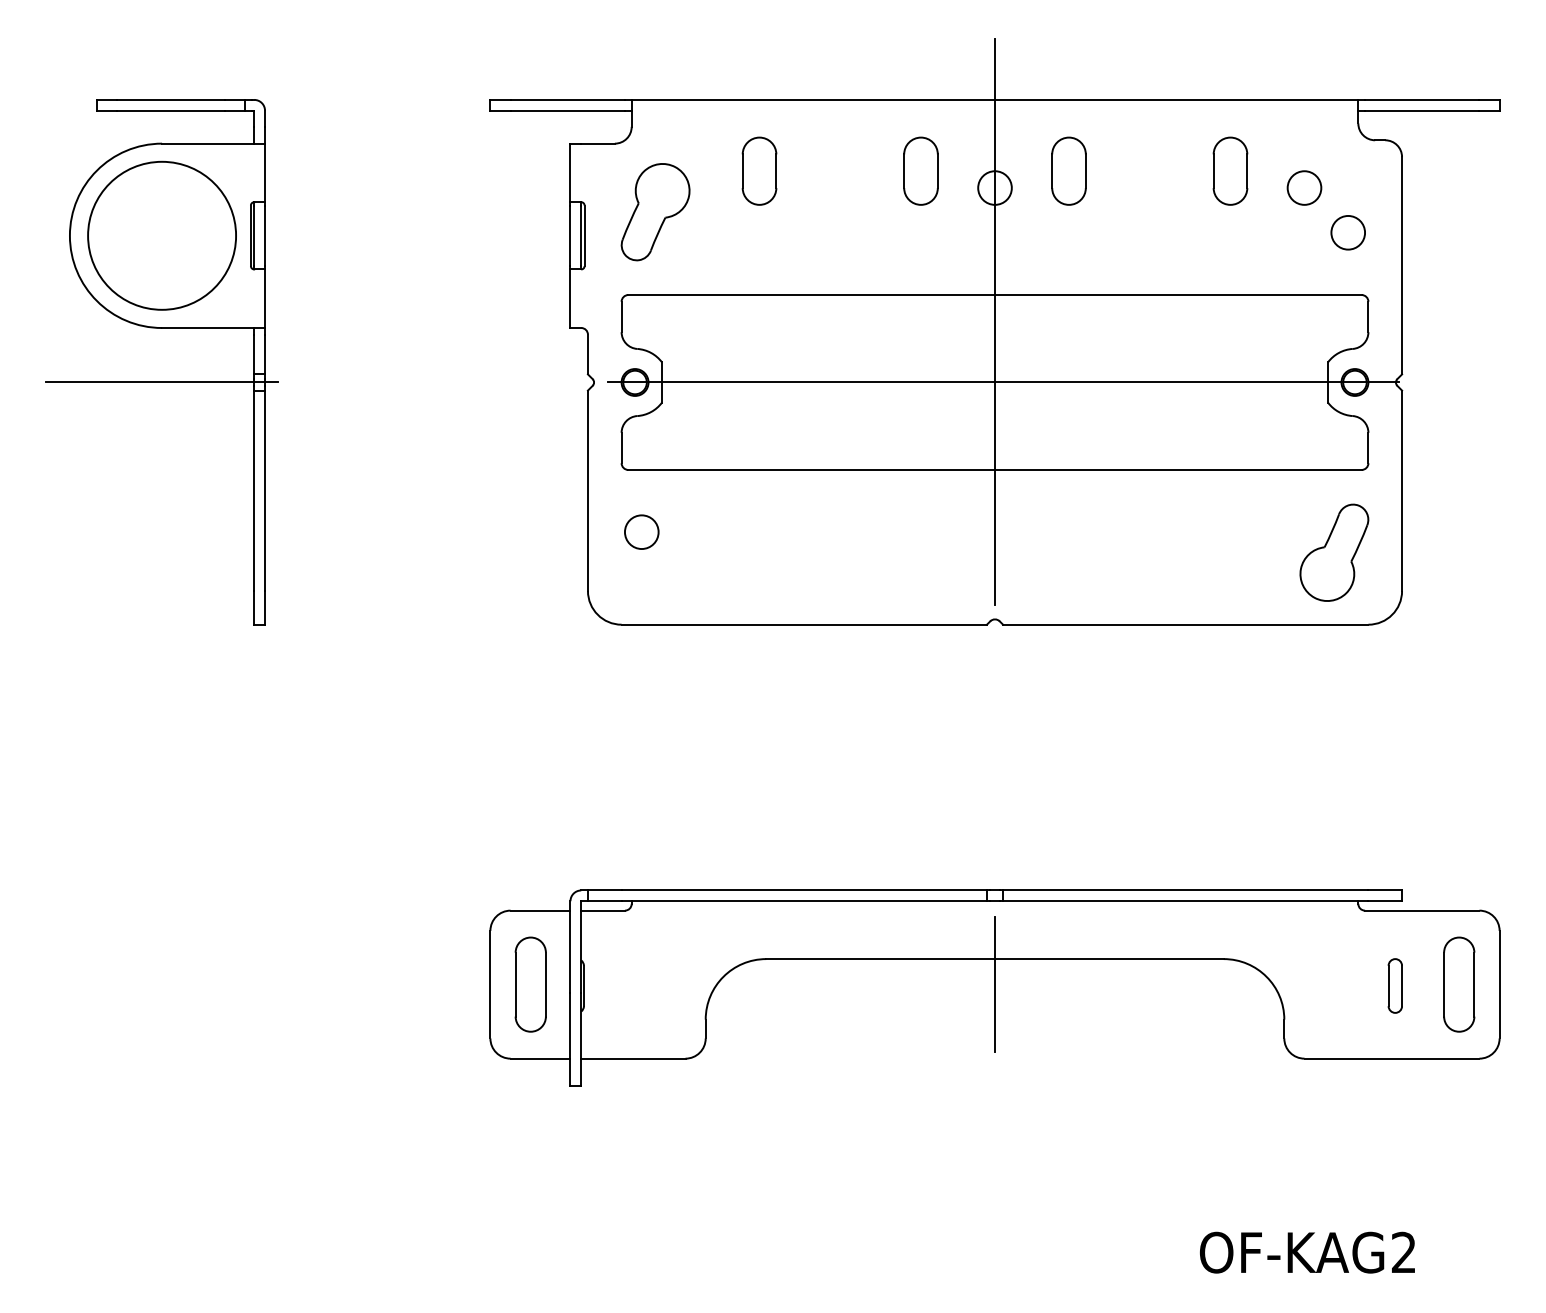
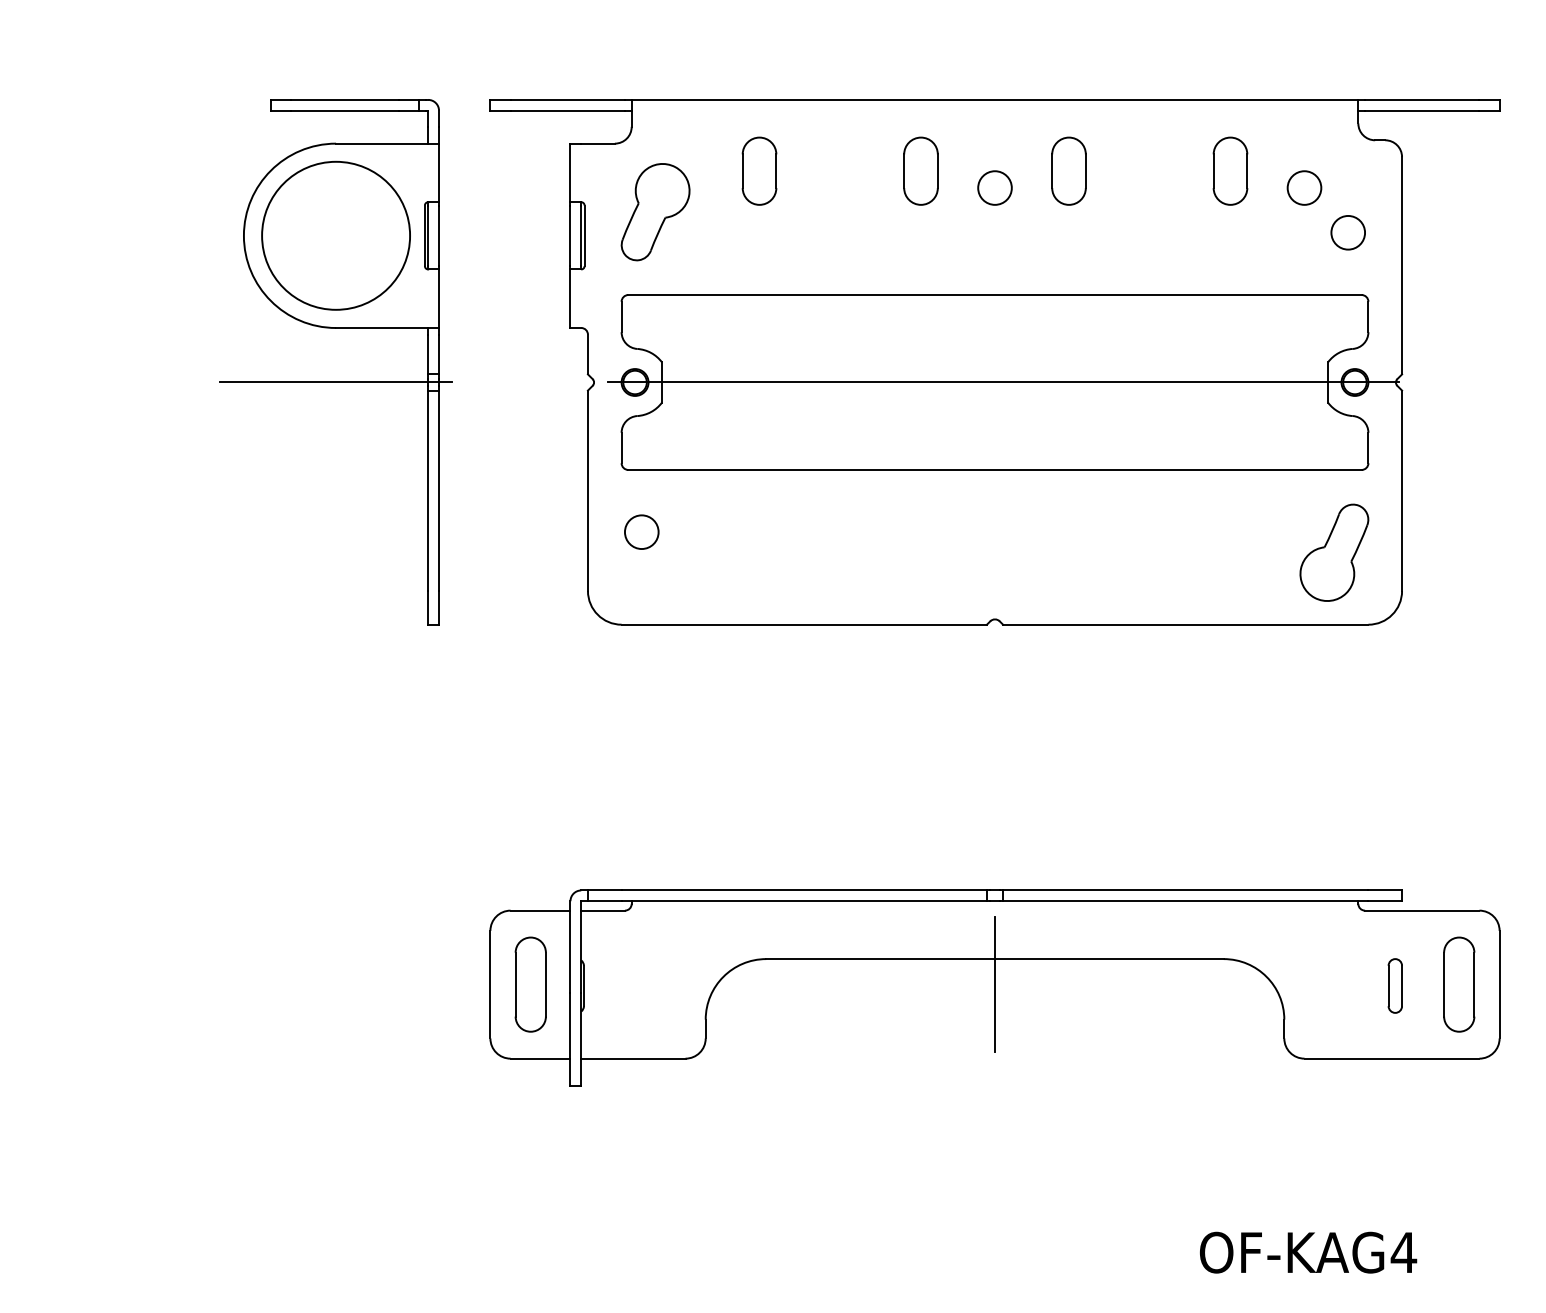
line: present -> none (995, 321)
part position: (161, 381) -> (335, 381) (335, 381)
text: OF-KAG2 -> OF-KAG4 (1403, 1251)
